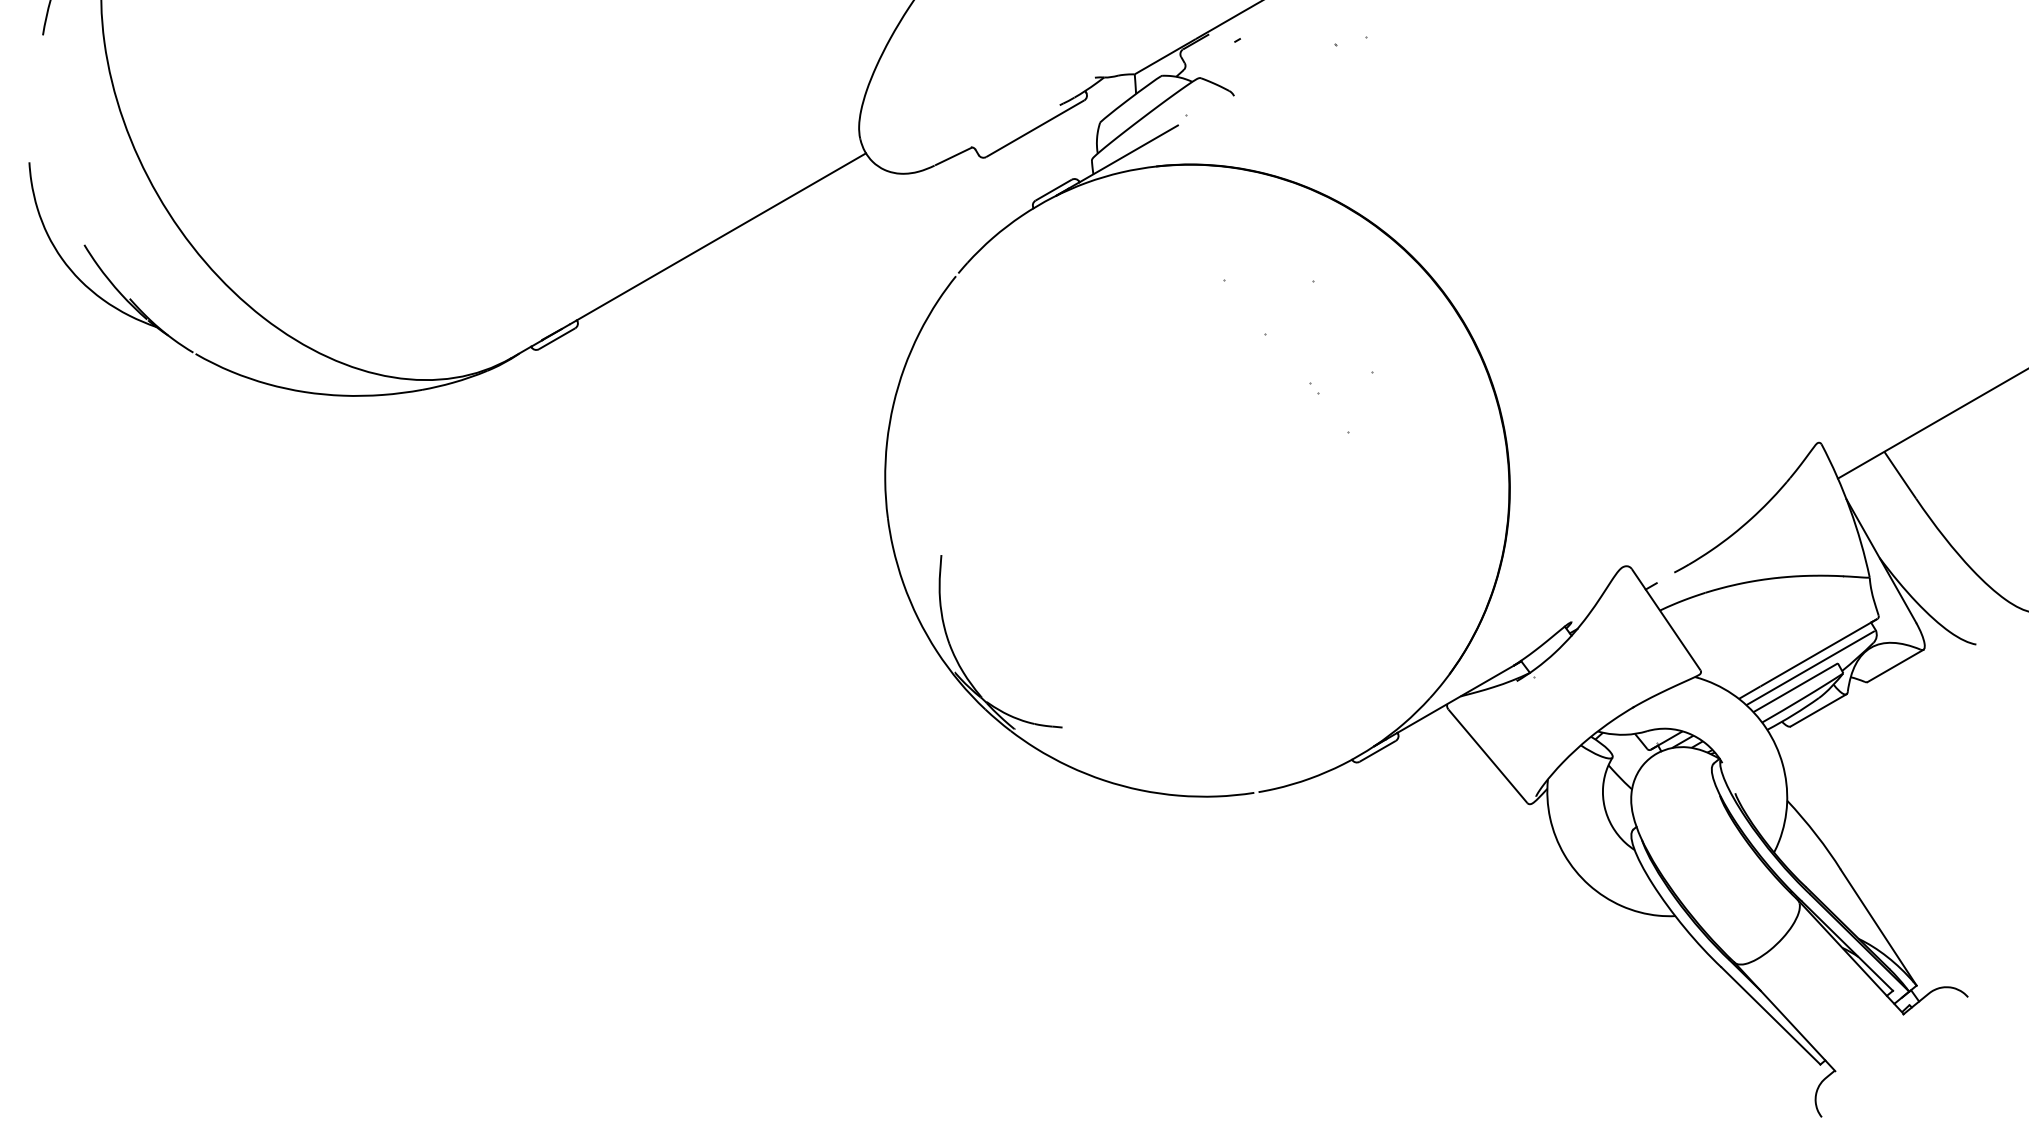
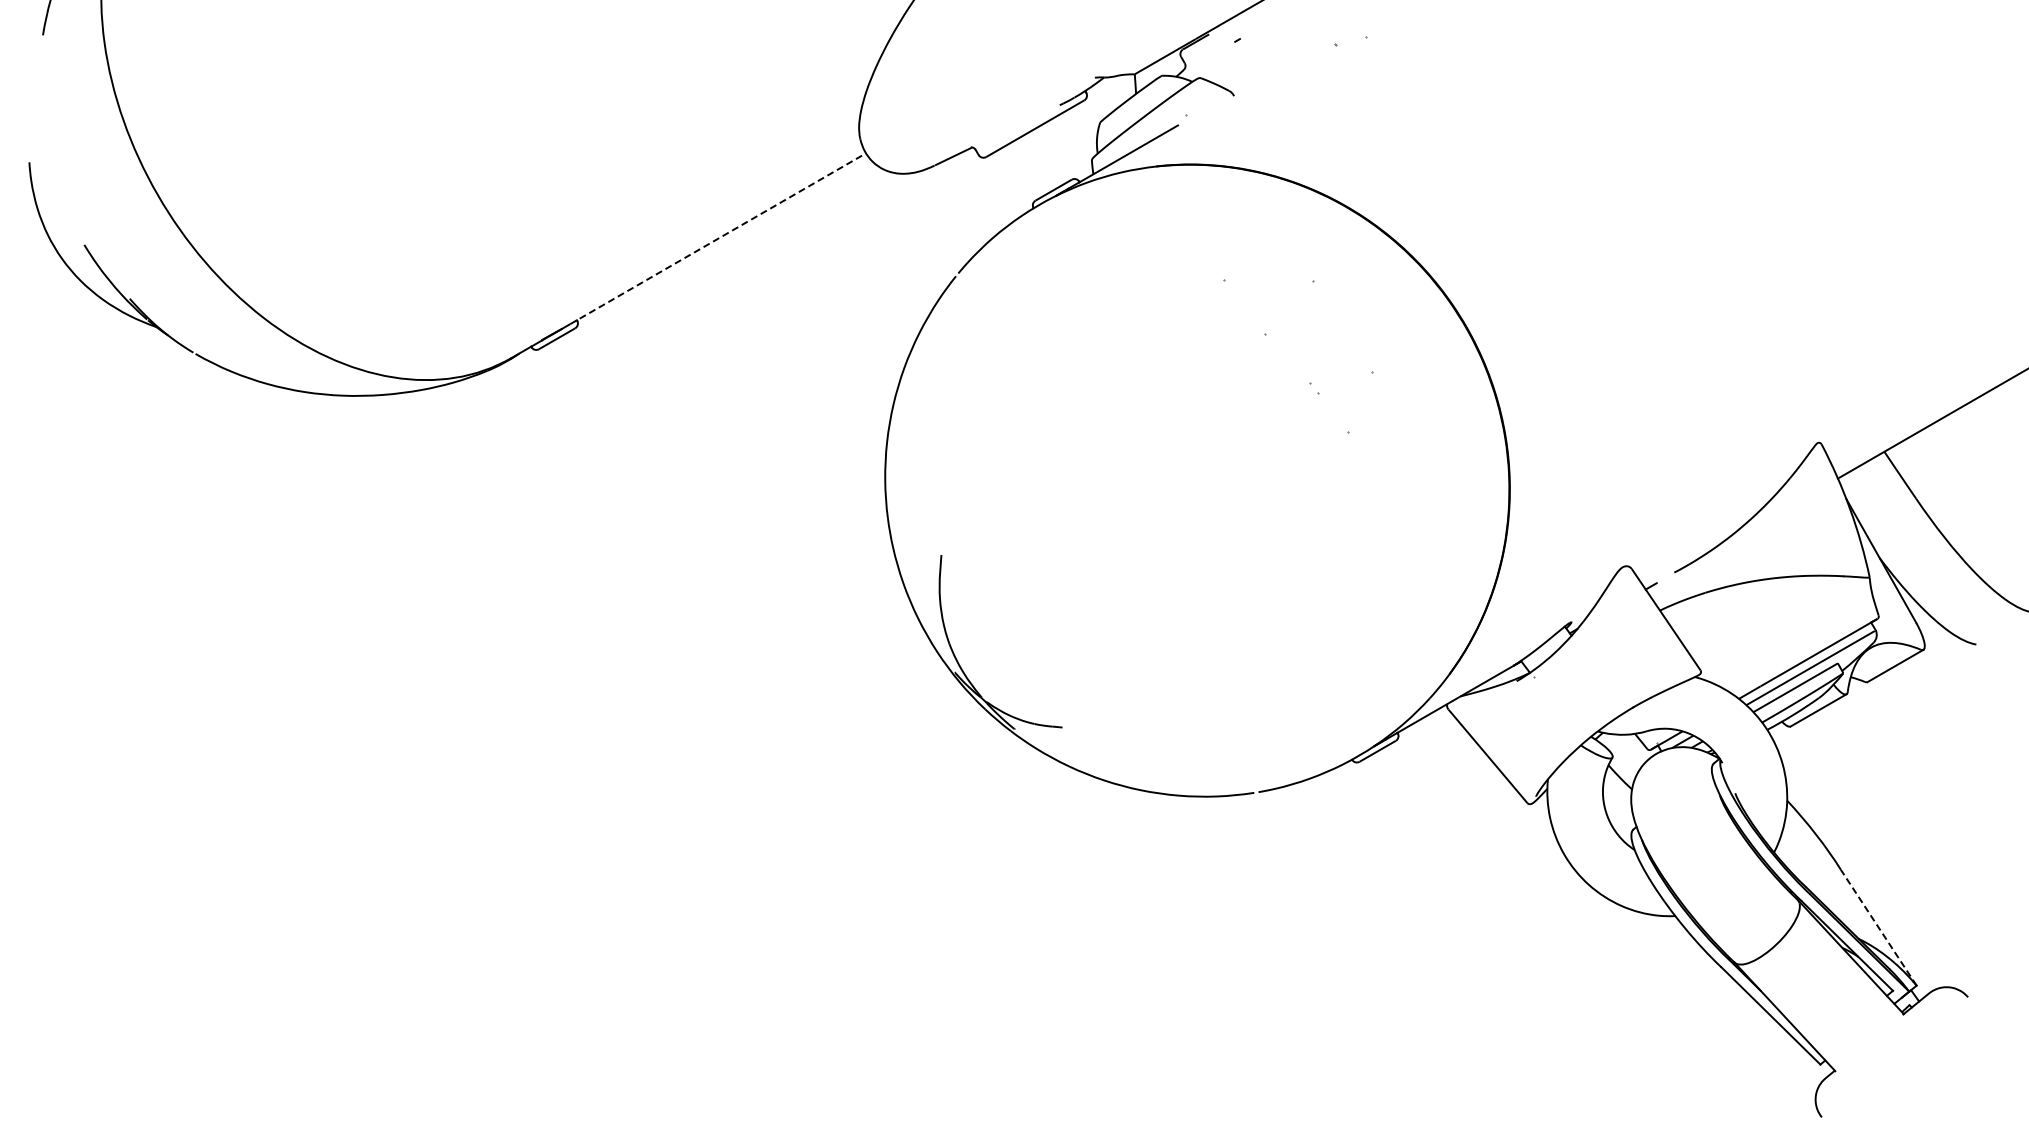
line: solid -> dashed (718, 238)
line: solid -> dashed (1878, 927)
